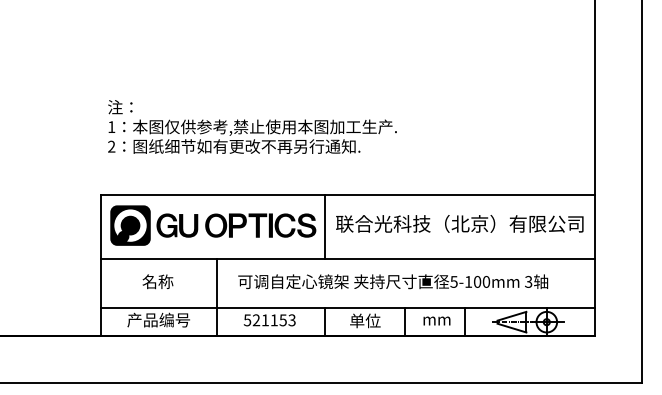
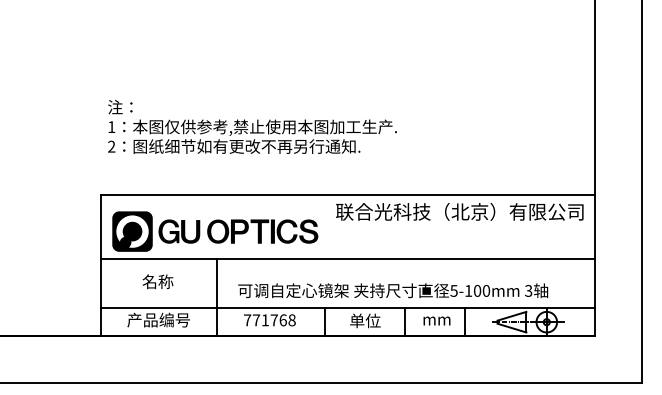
text position: (459, 223) -> (459, 211) (459, 211)
part position: (213, 225) -> (215, 231) (215, 231)
line: present -> none (324, 226)
text position: (393, 281) -> (393, 290) (393, 290)
text: 521153 -> 771768 (269, 320)
